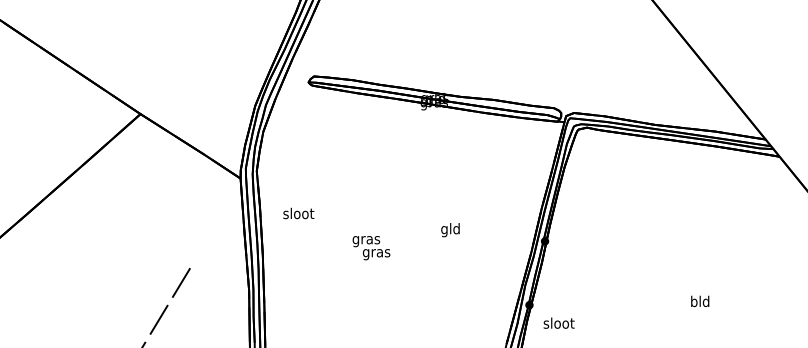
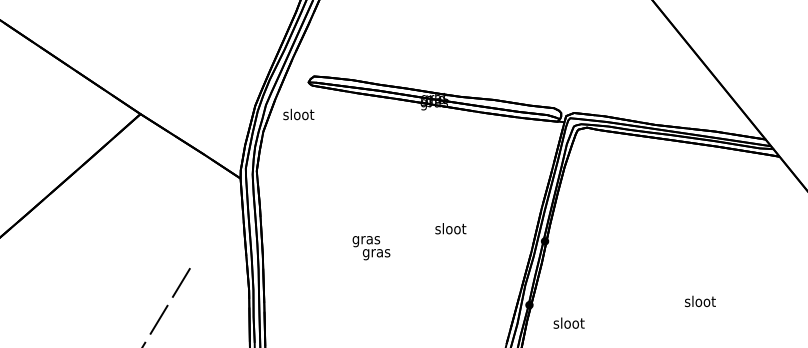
text position: (298, 213) -> (298, 114) (298, 114)
text: gld -> sloot (450, 230)
text: bld -> sloot (700, 301)
text position: (558, 322) -> (568, 322) (568, 322)
